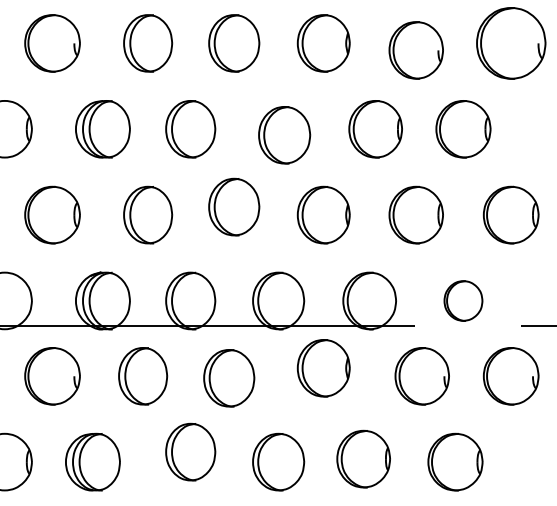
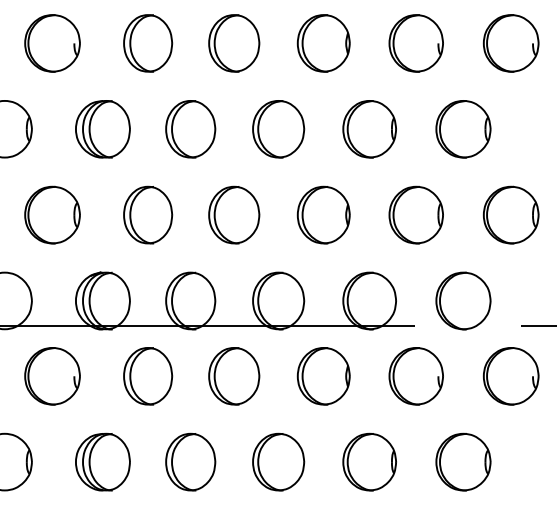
part size: 71x73 px -> 58x59 px (510, 43)
part position: (415, 50) -> (415, 43) (415, 43)
part position: (375, 129) -> (369, 129) (369, 129)
part position: (284, 135) -> (278, 129) (278, 129)
part position: (234, 206) -> (234, 214) (234, 214)
part size: 41x42 px -> 57x60 px (463, 300)
part position: (323, 368) -> (323, 376) (323, 376)
part position: (143, 376) -> (148, 376) (148, 376)
part position: (421, 376) -> (415, 376) (415, 376)
part position: (229, 378) -> (234, 376) (234, 376)
part position: (190, 451) -> (190, 461) (190, 461)
part position: (363, 458) -> (369, 461) (369, 461)
part position: (92, 461) -> (102, 461) (102, 461)
part position: (455, 461) -> (463, 461) (463, 461)
